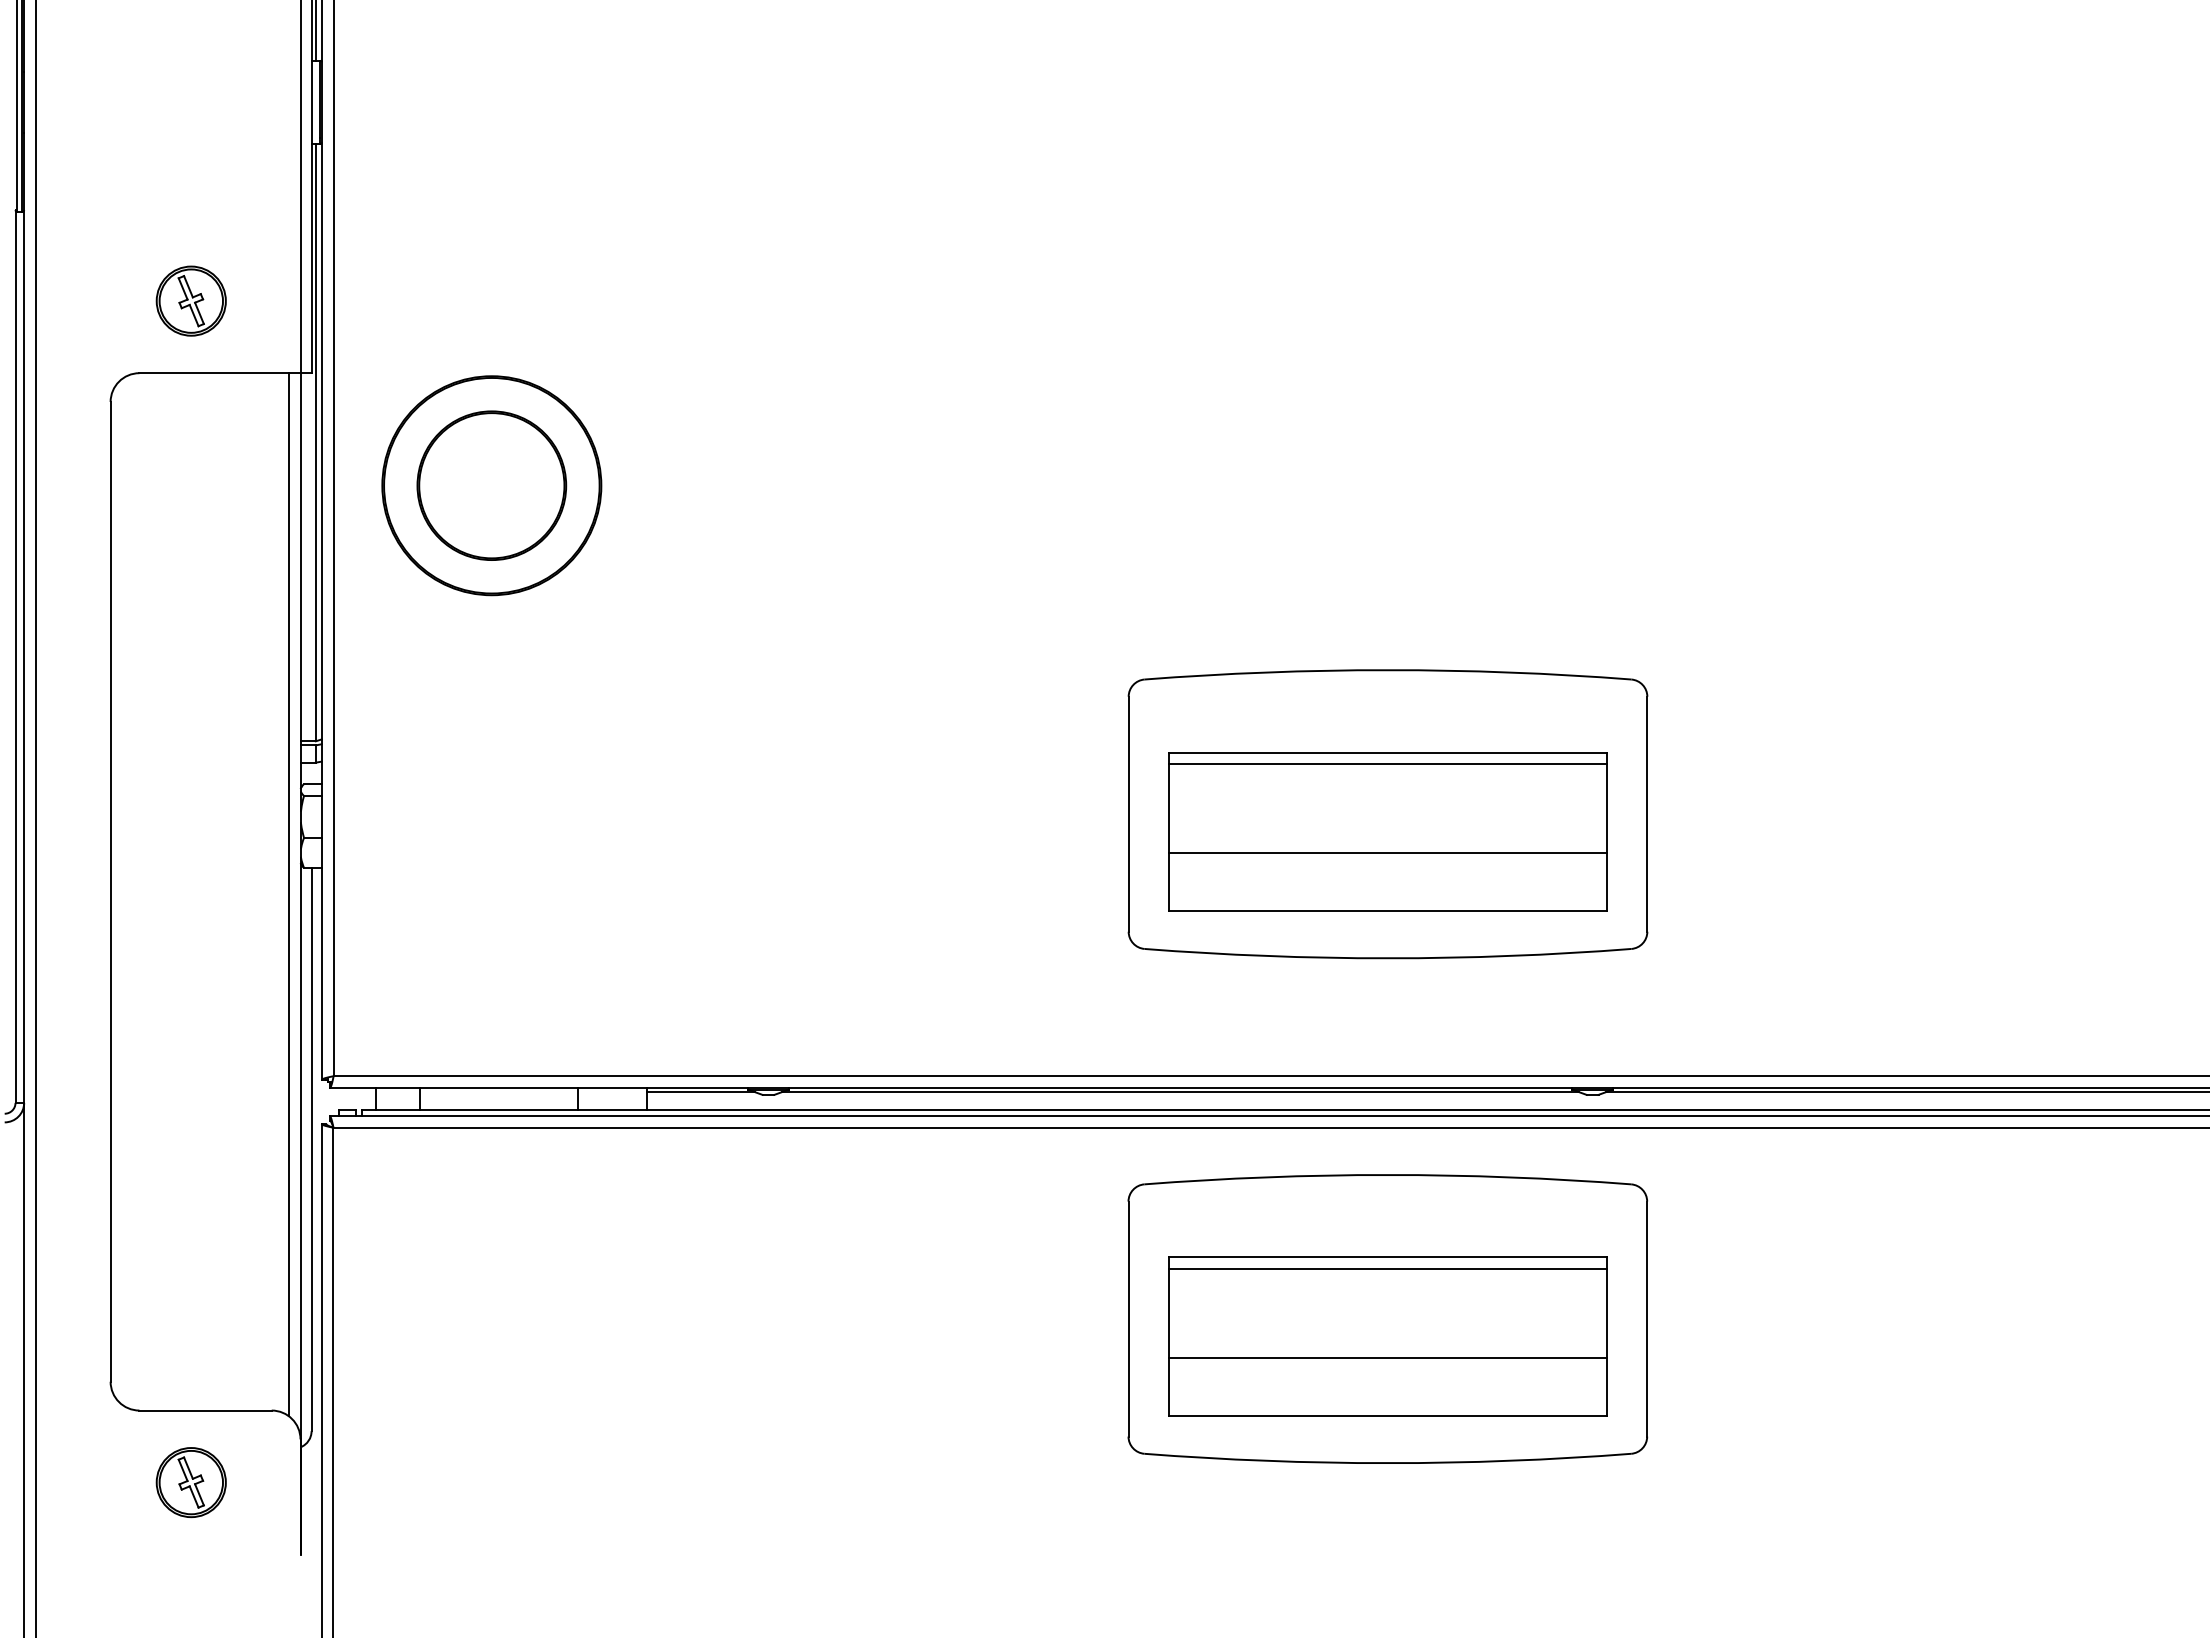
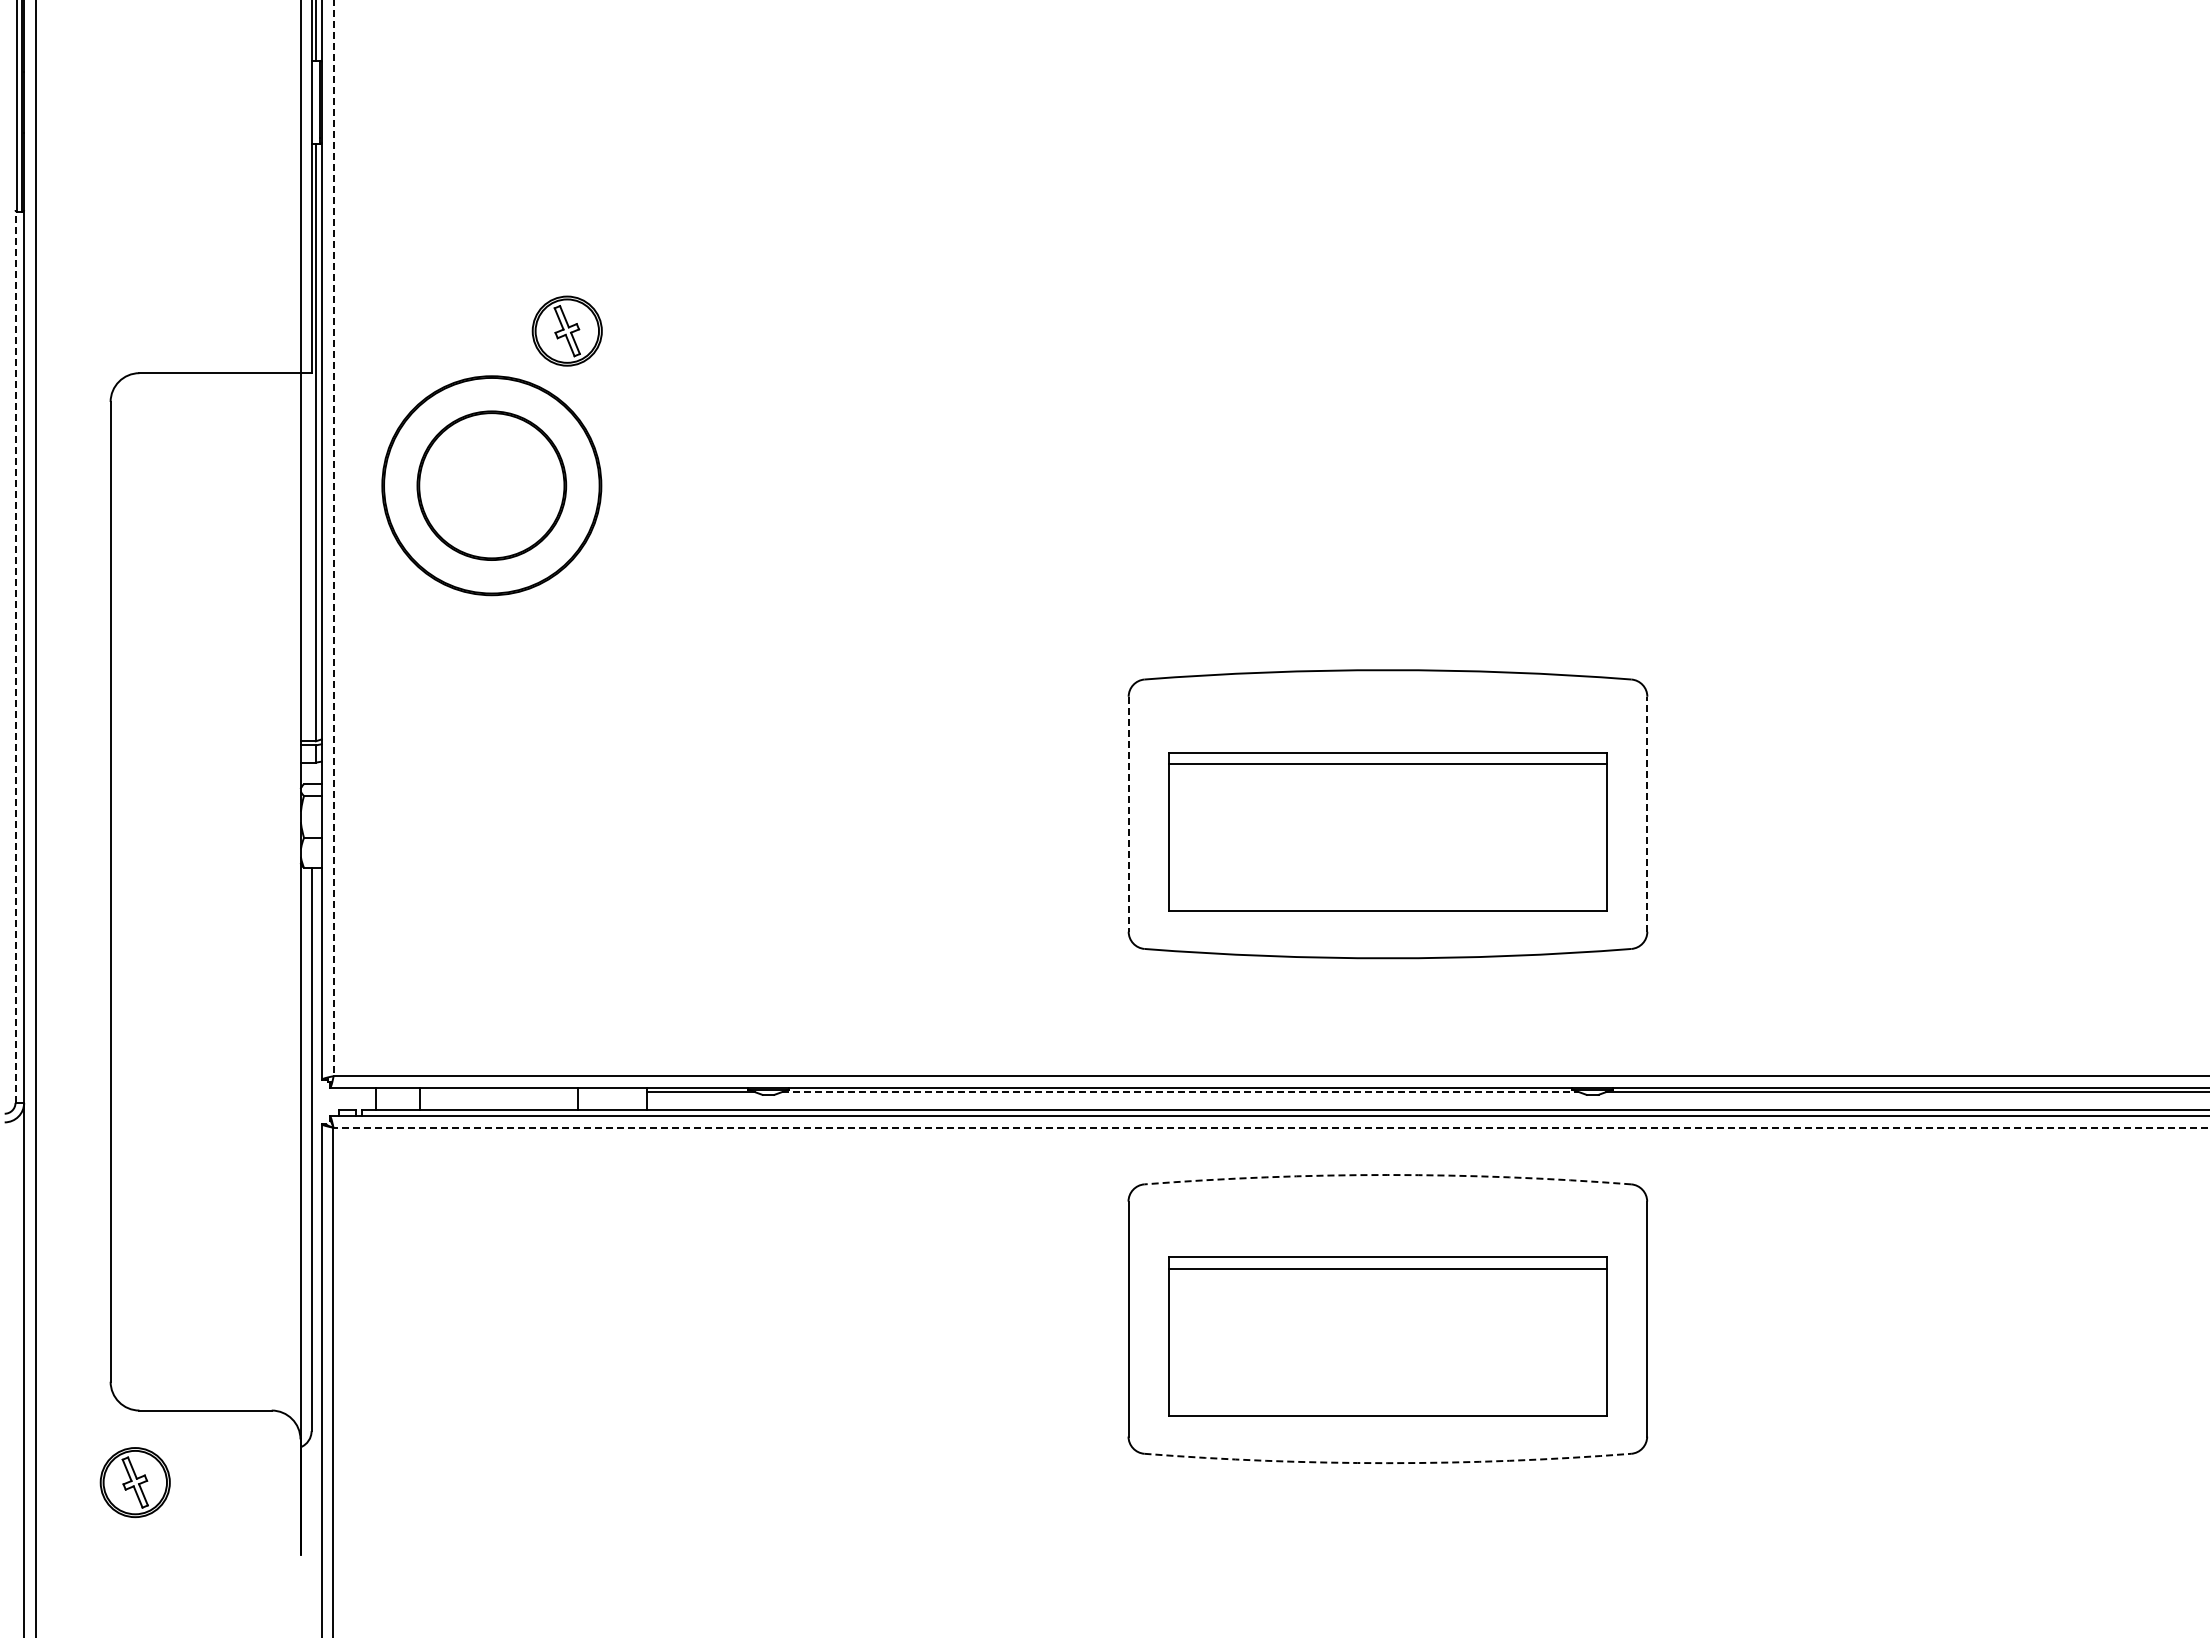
part position: (190, 300) -> (566, 330) (566, 330)
line: solid -> dashed (333, 538)
line: solid -> dashed (15, 656)
line: solid -> dashed (1647, 813)
line: solid -> dashed (1128, 814)
line: present -> none (1388, 853)
line: present -> none (289, 894)
line: solid -> dashed (1180, 1092)
line: solid -> dashed (1271, 1127)
arc: solid -> dashed (1387, 1175)
line: present -> none (1387, 1357)
arc: solid -> dashed (1387, 1463)
part position: (190, 1482) -> (134, 1482) (134, 1482)
